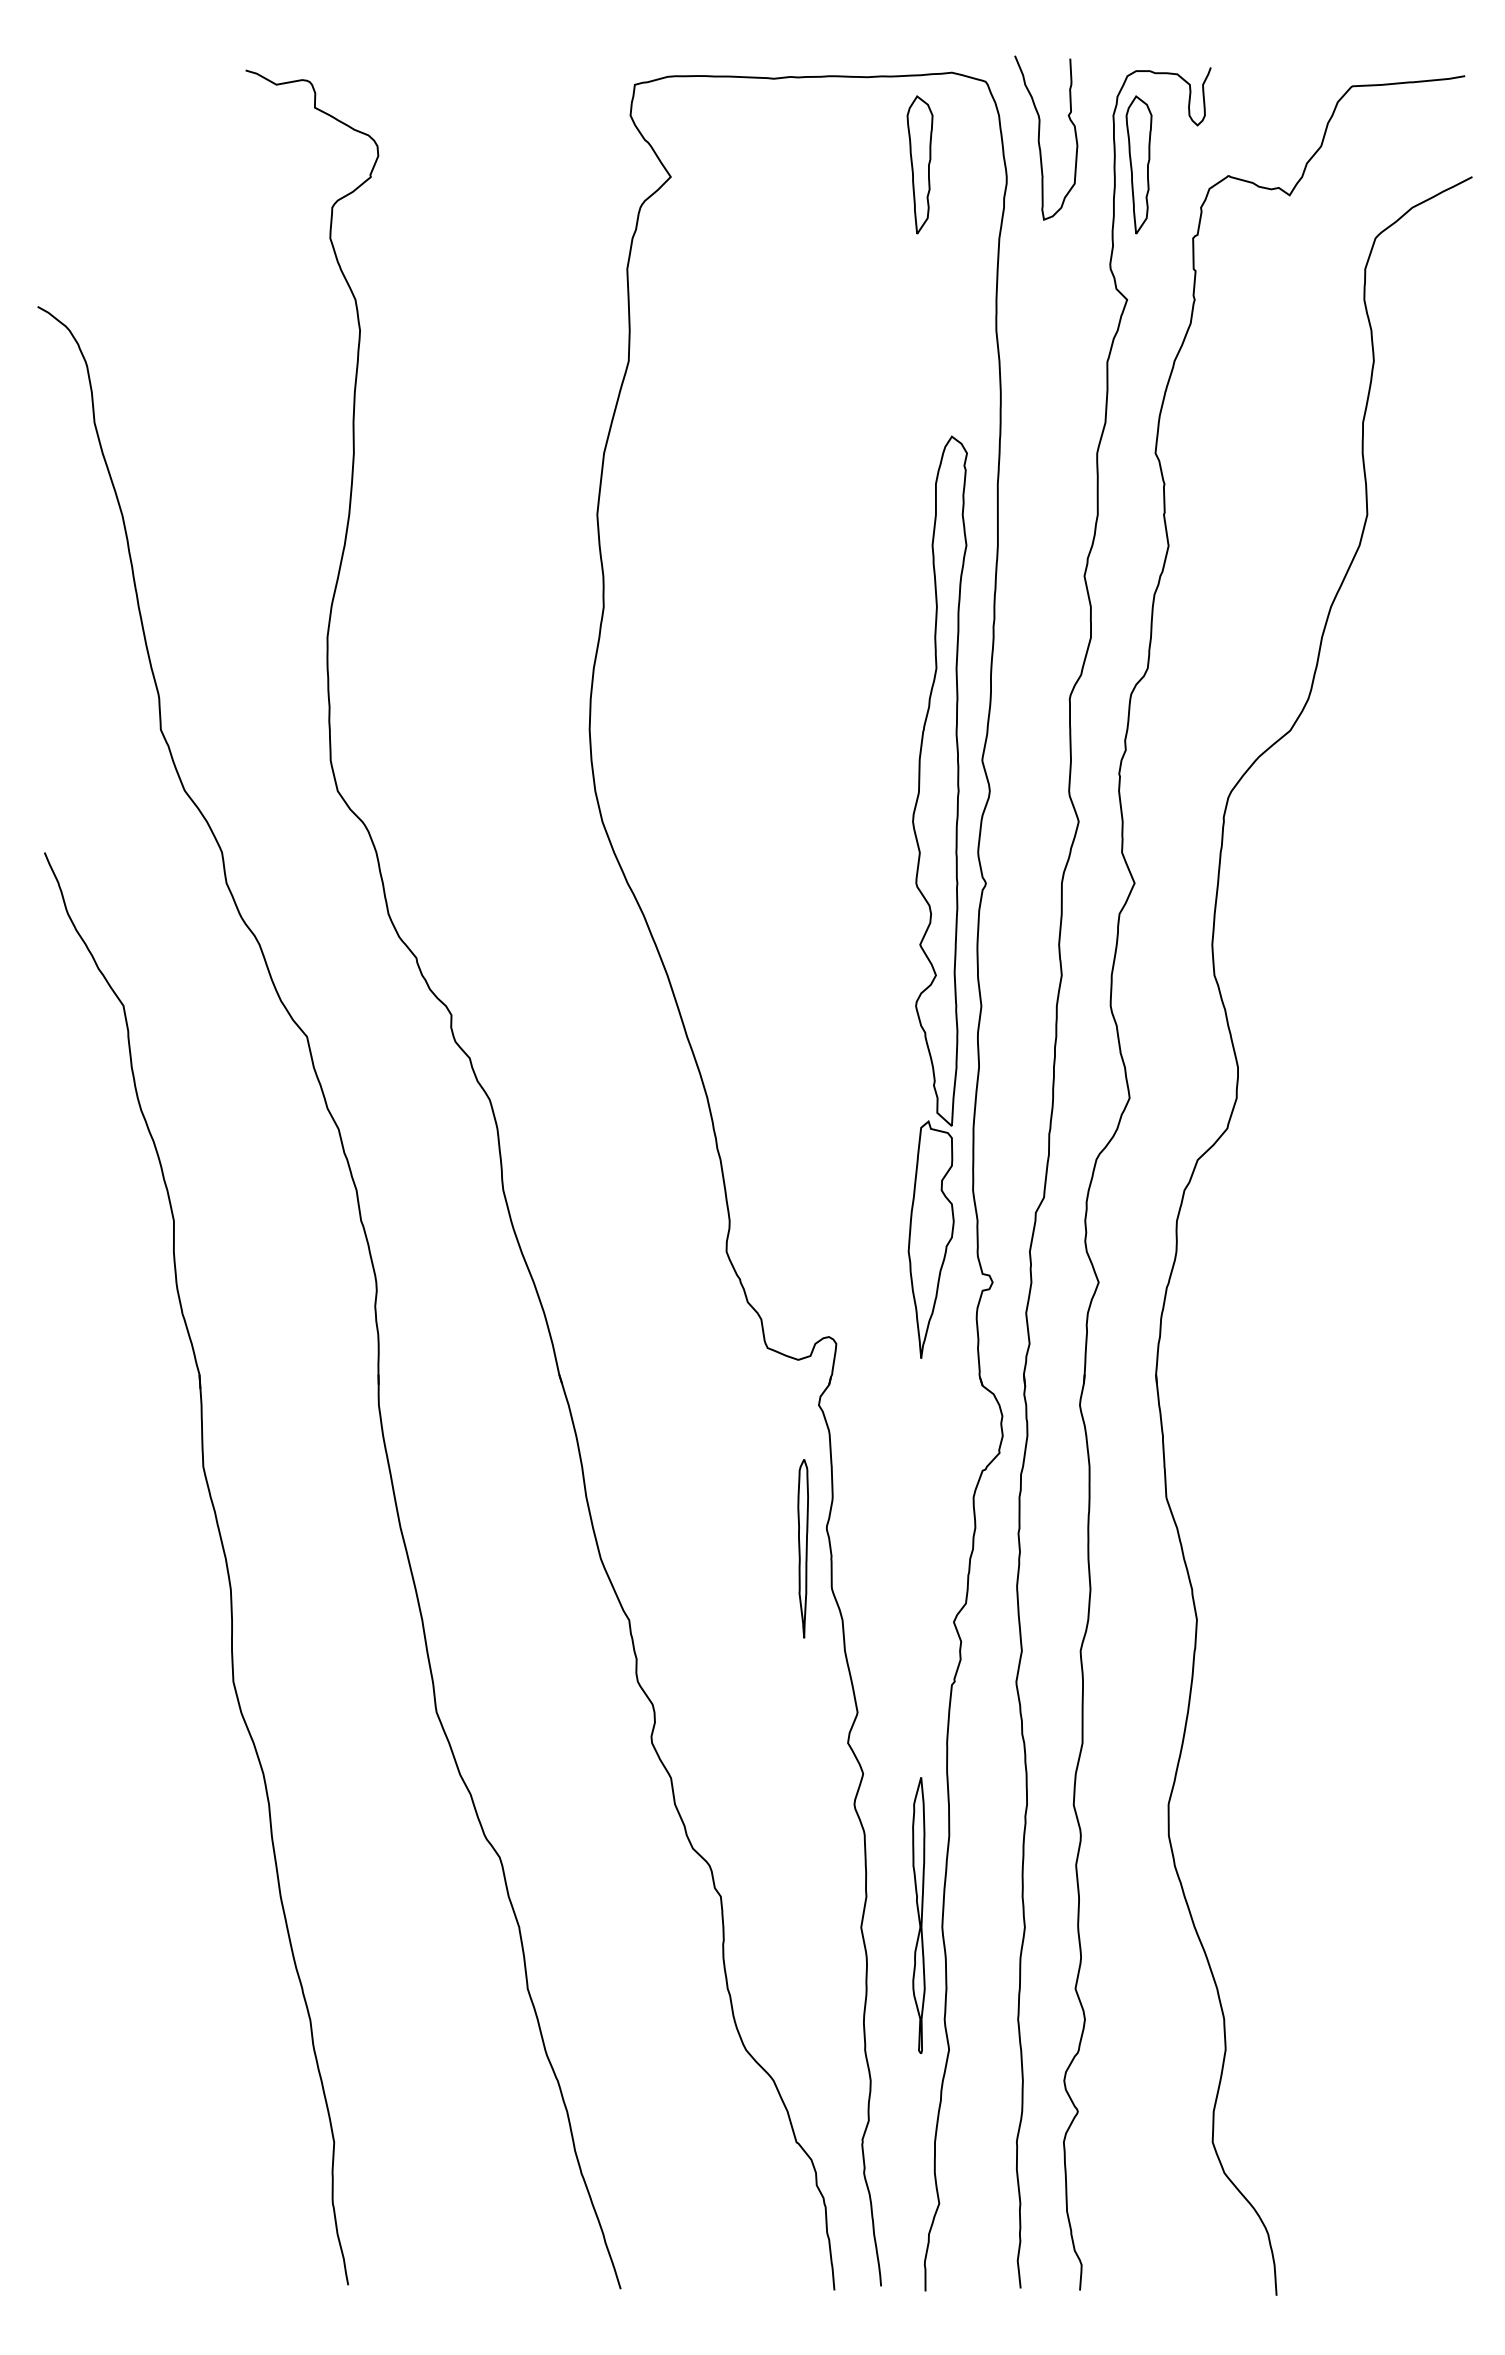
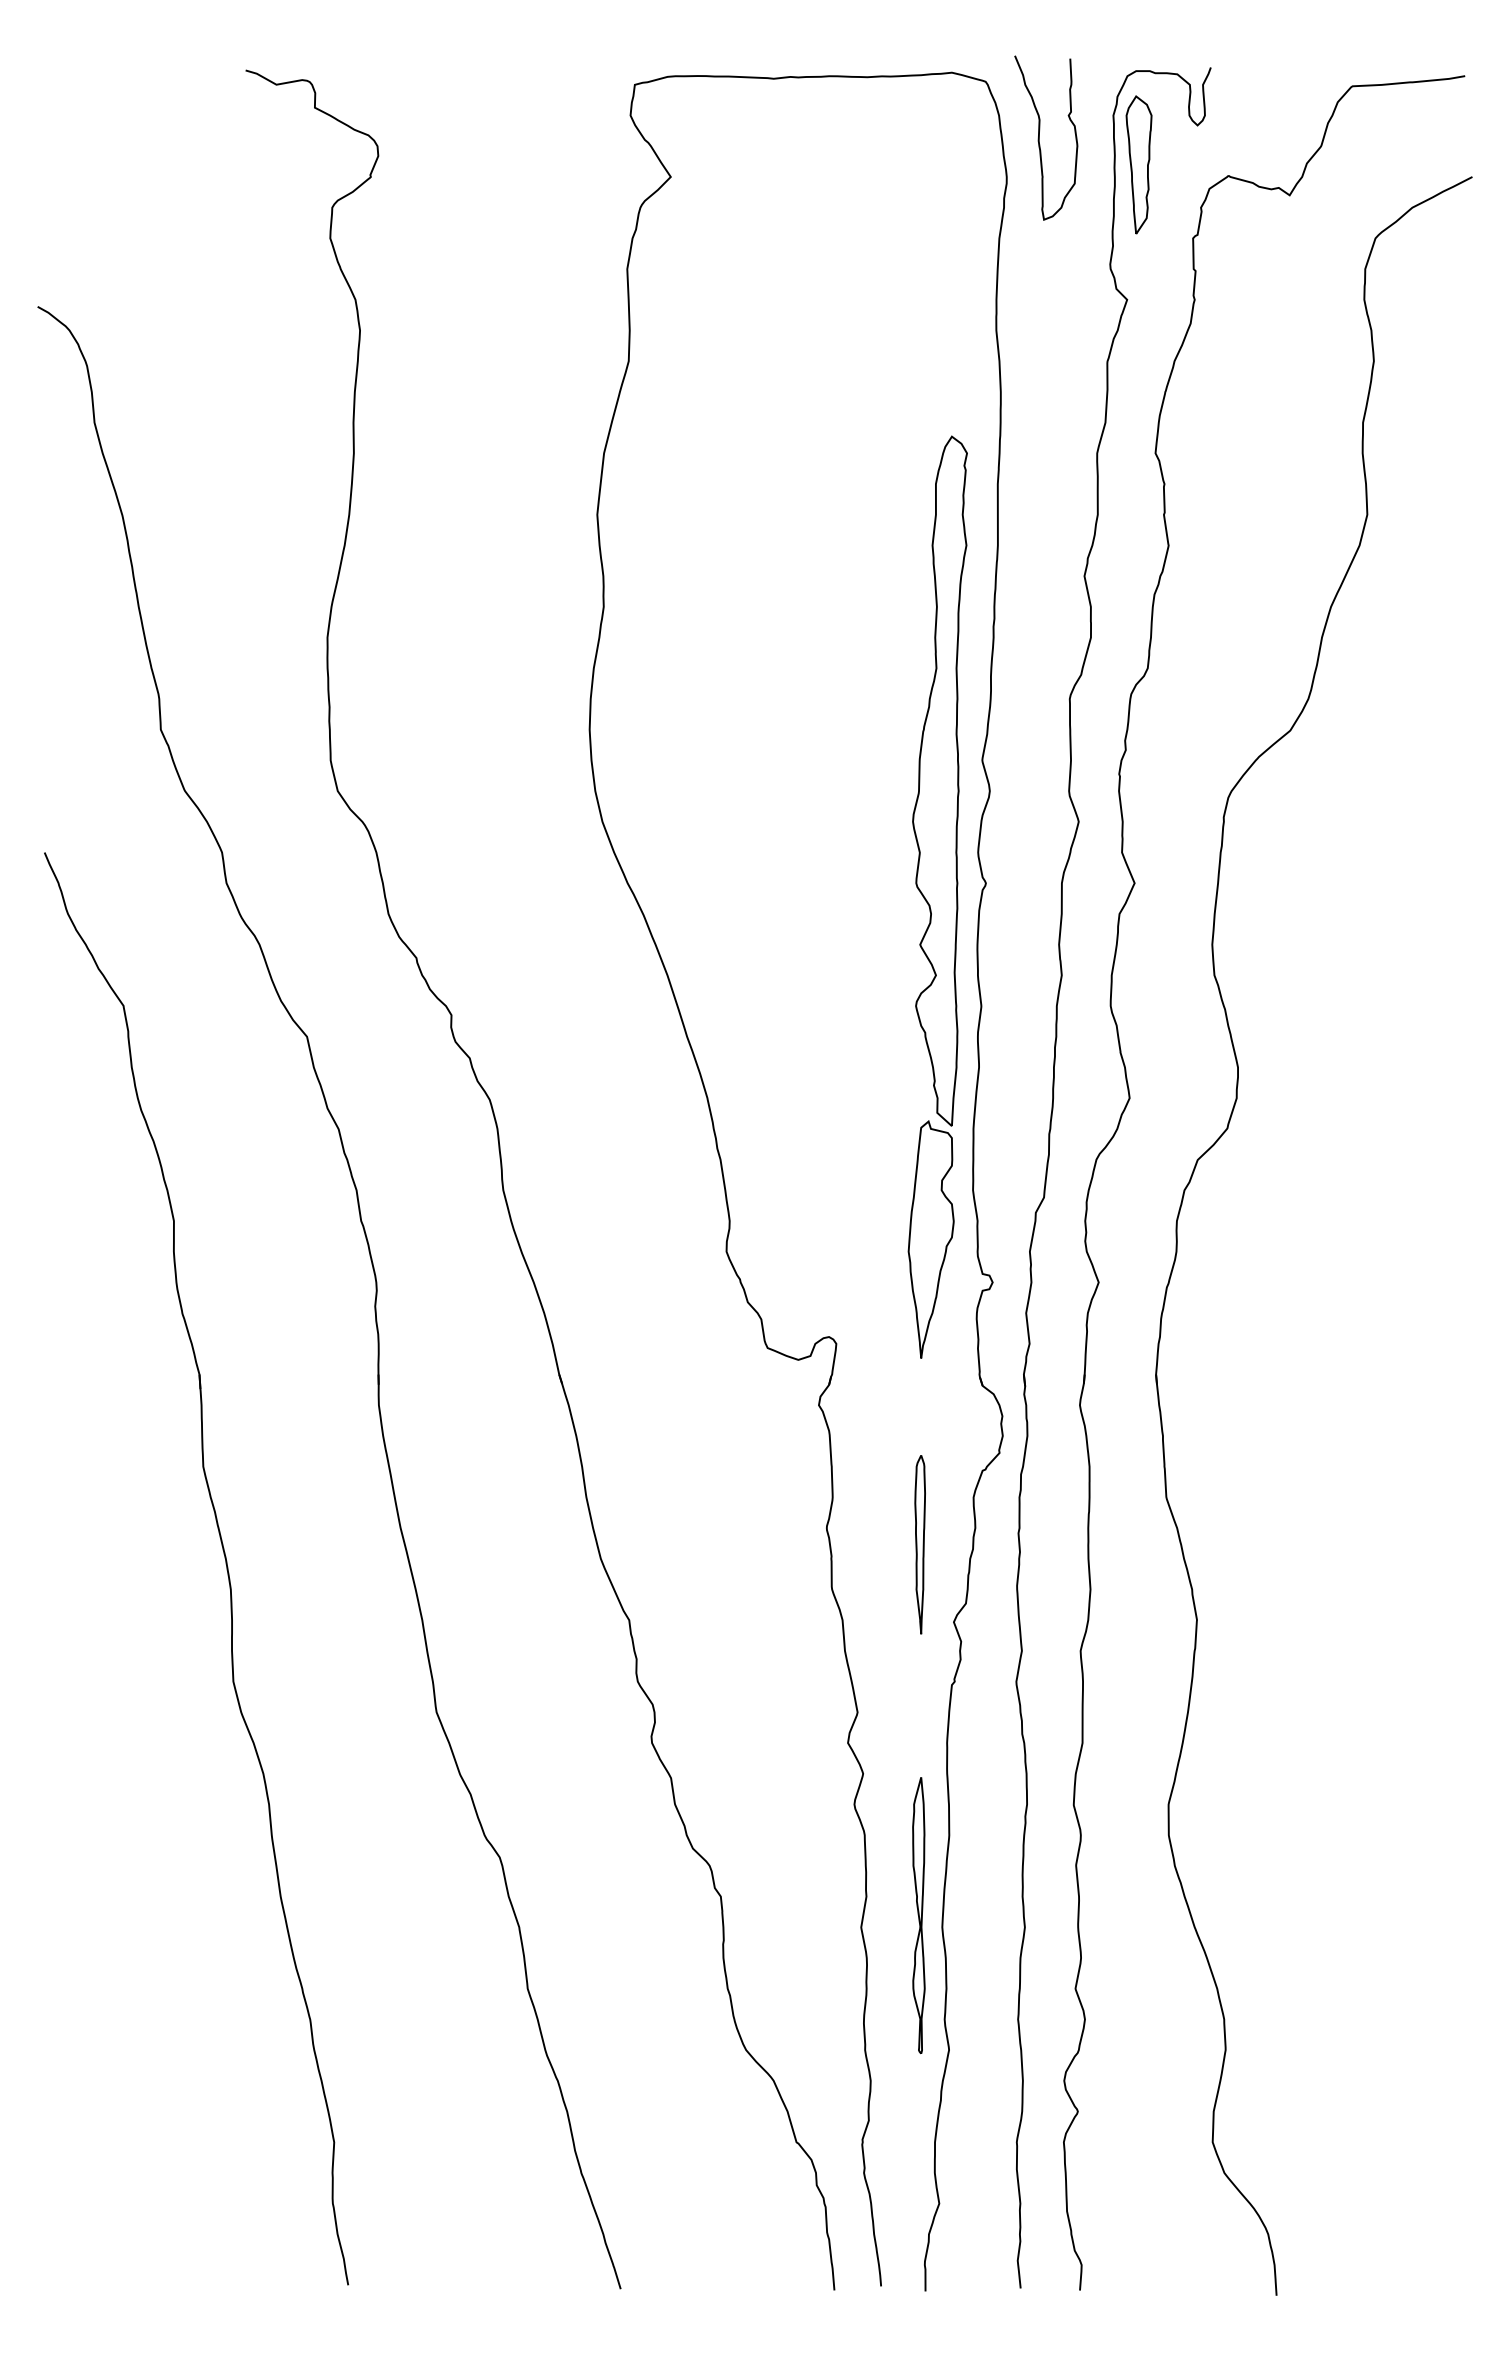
part: present -> none (919, 164)
part position: (802, 1548) -> (919, 1544) (919, 1544)
